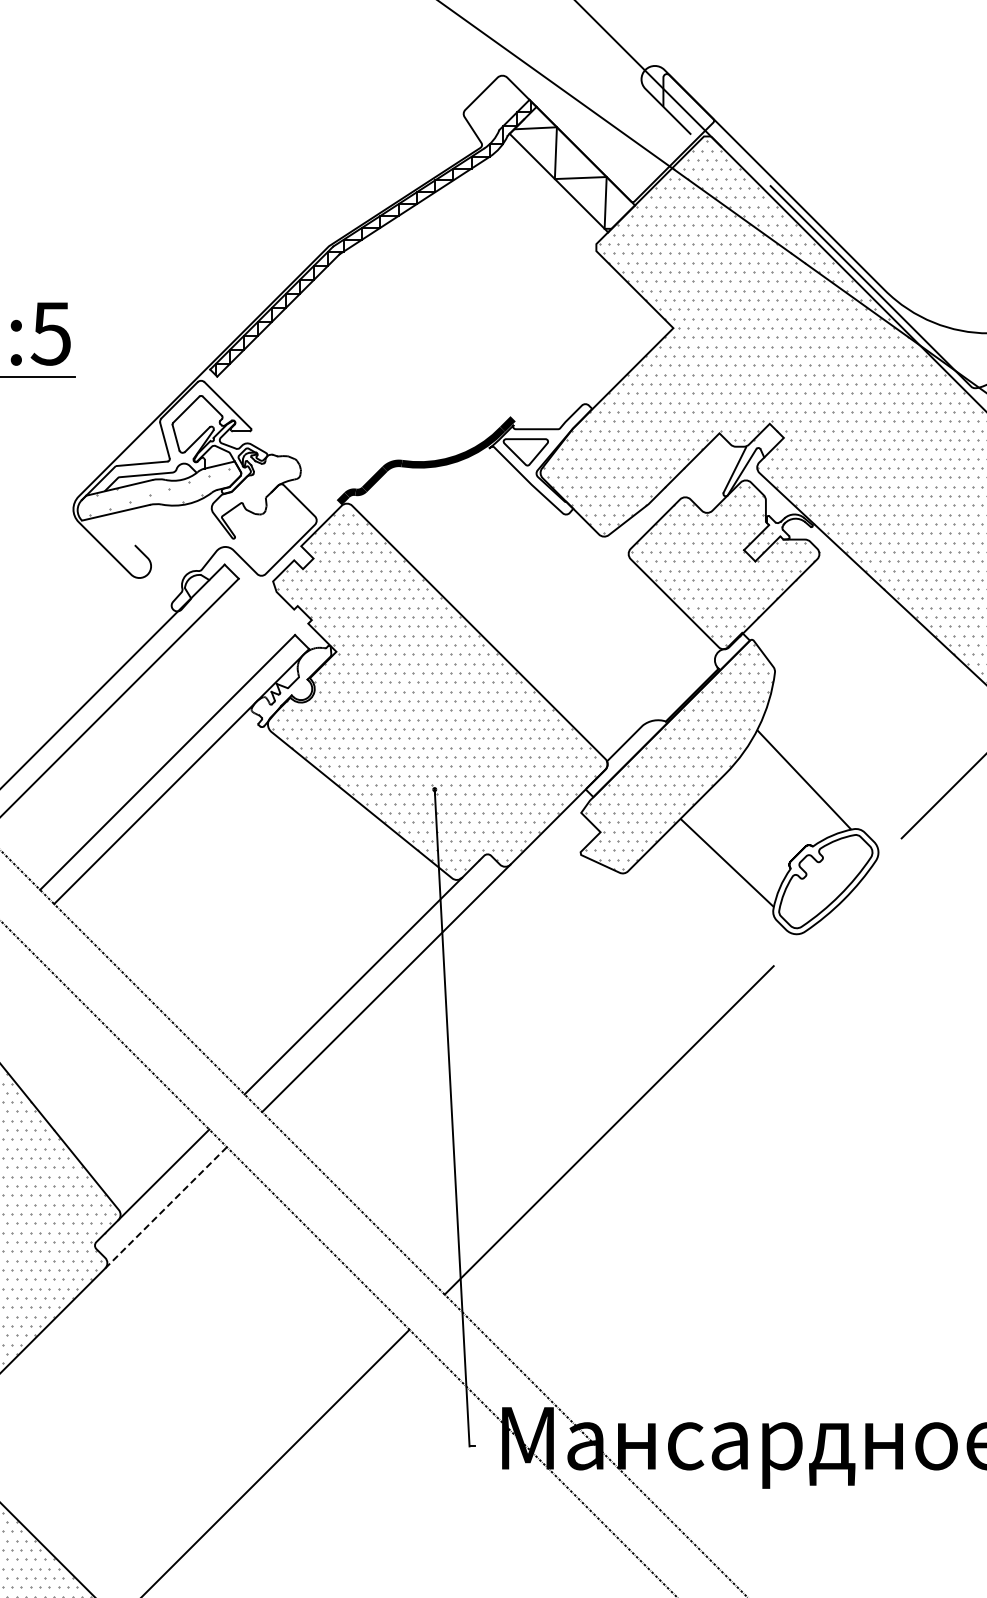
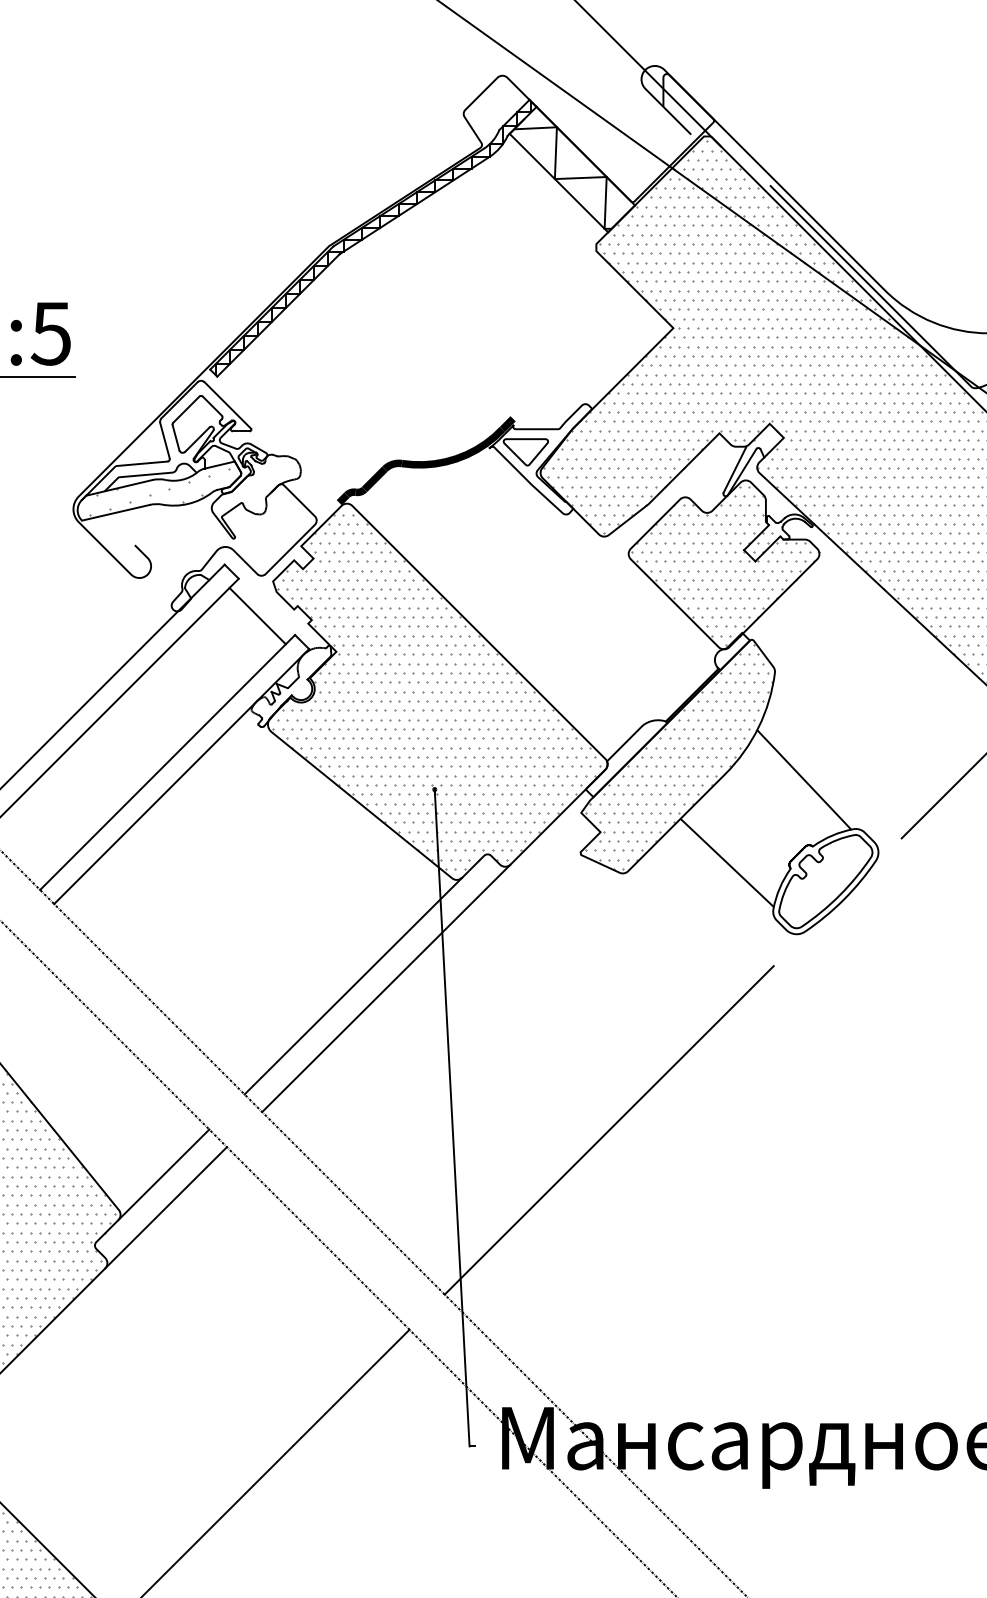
line: none -> present (257, 615)
line: dashed -> solid (166, 1207)
